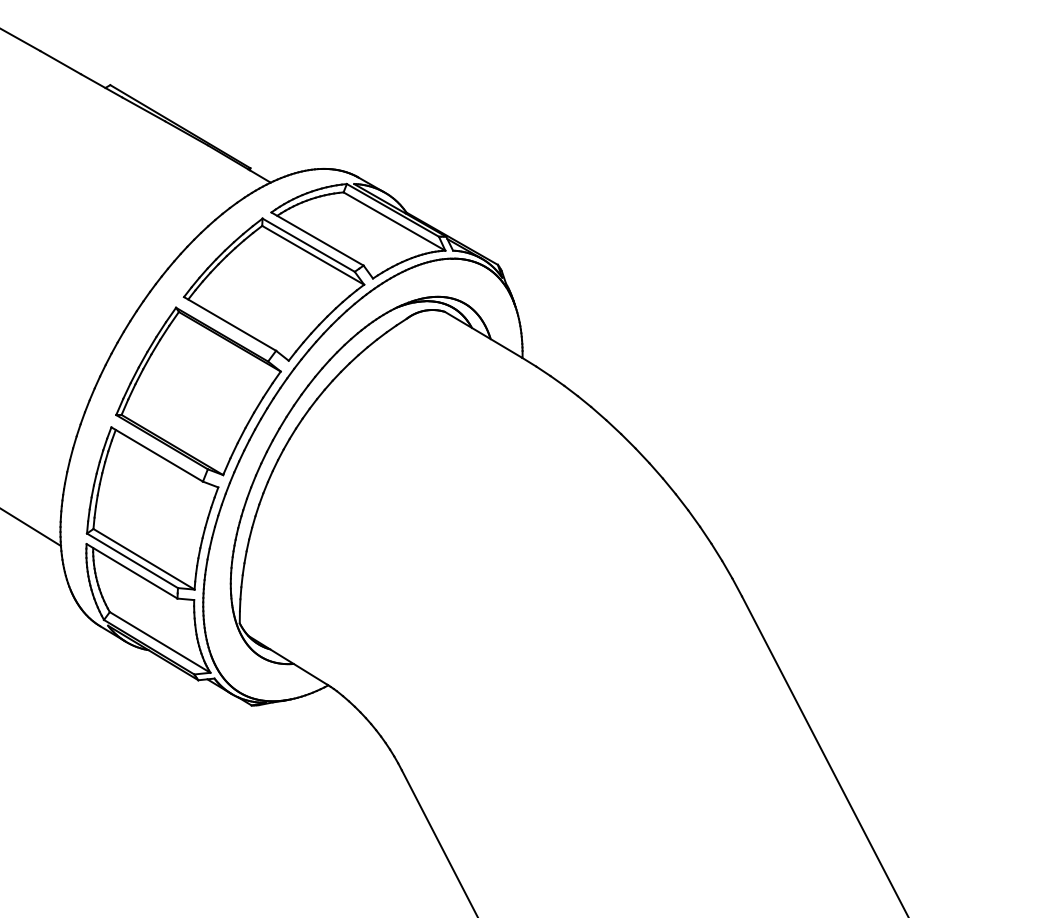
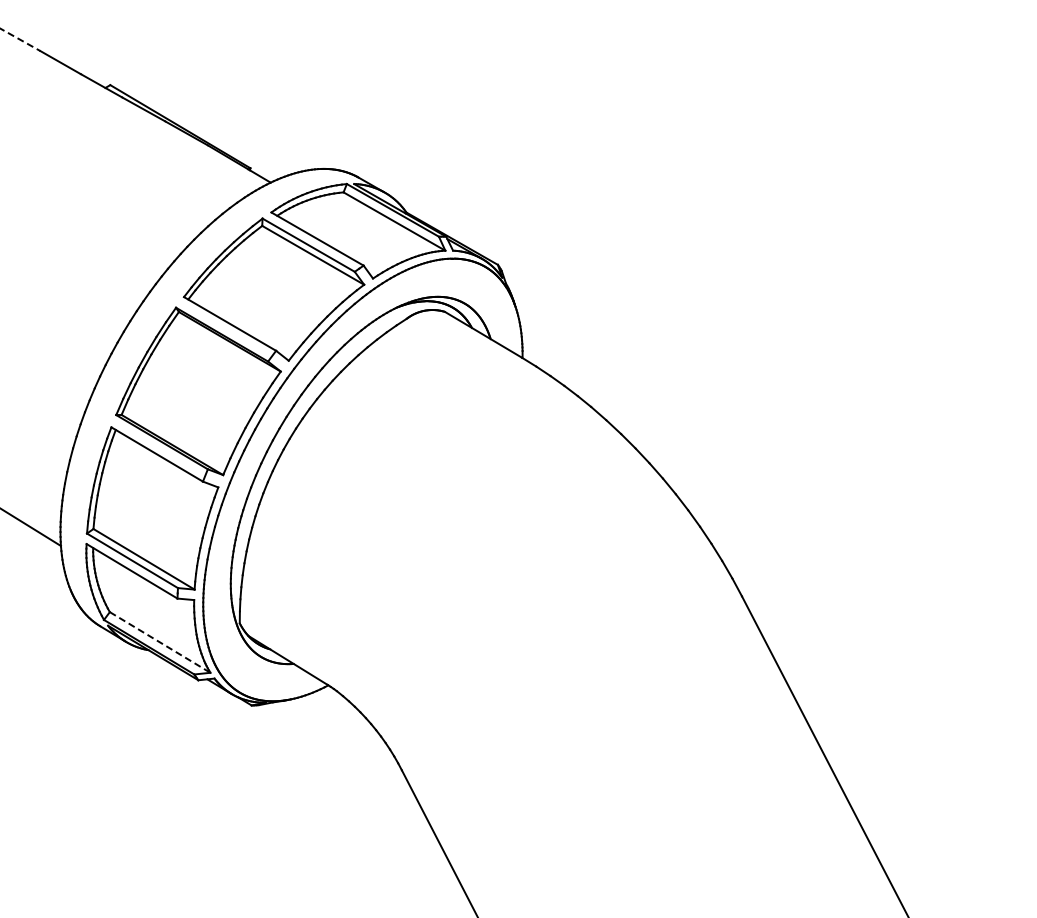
line: solid -> dashed (20, 39)
line: solid -> dashed (160, 642)
